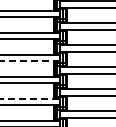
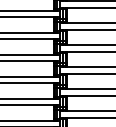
line: dashed -> solid (30, 61)
line: dashed -> solid (30, 98)
